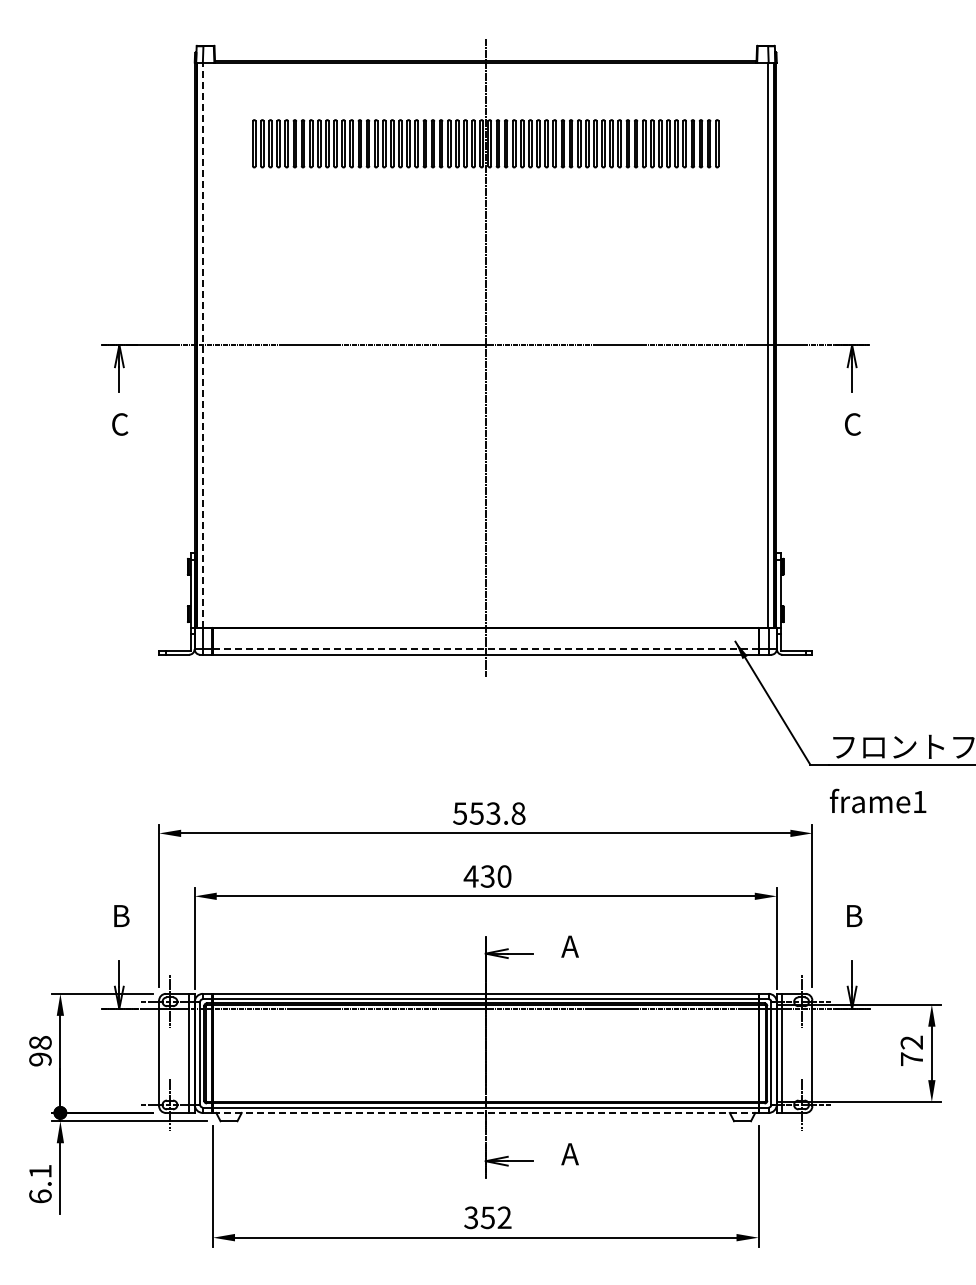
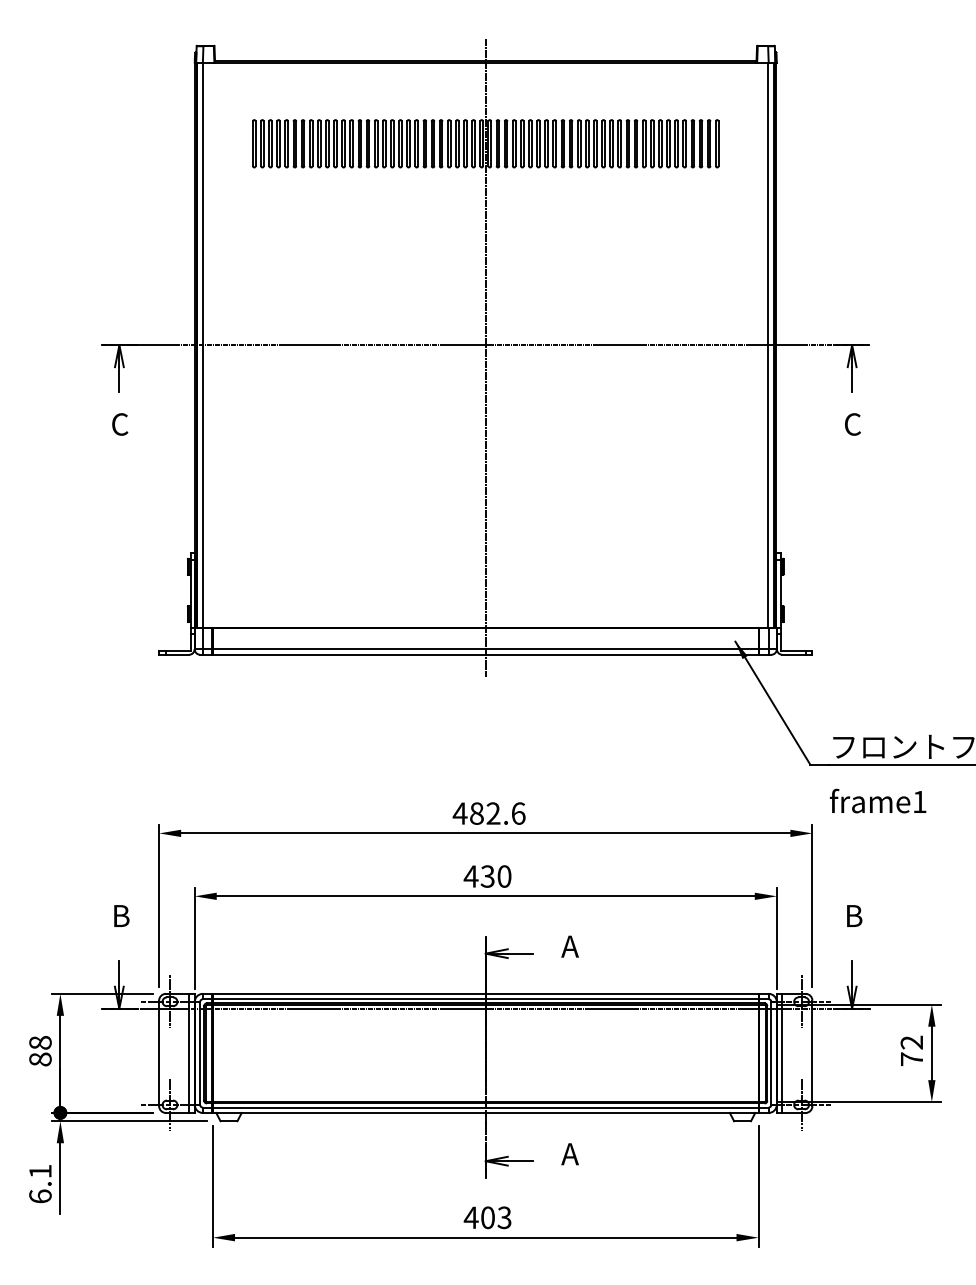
line: dashed -> solid (203, 345)
line: dashed -> solid (485, 649)
text: 553.8 -> 482.6 (488, 813)
text: 98 -> 88 (40, 1059)
line: dashed -> solid (485, 1112)
text: 352 -> 403 (487, 1217)
